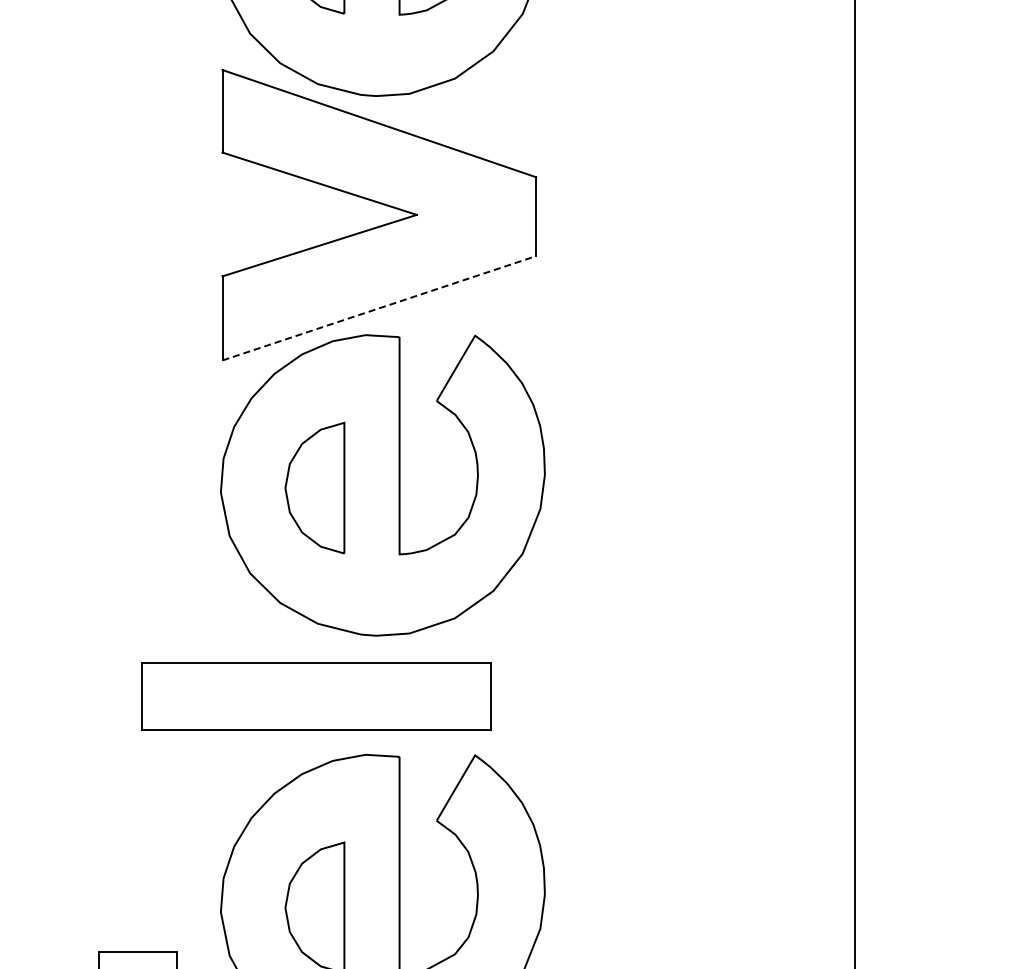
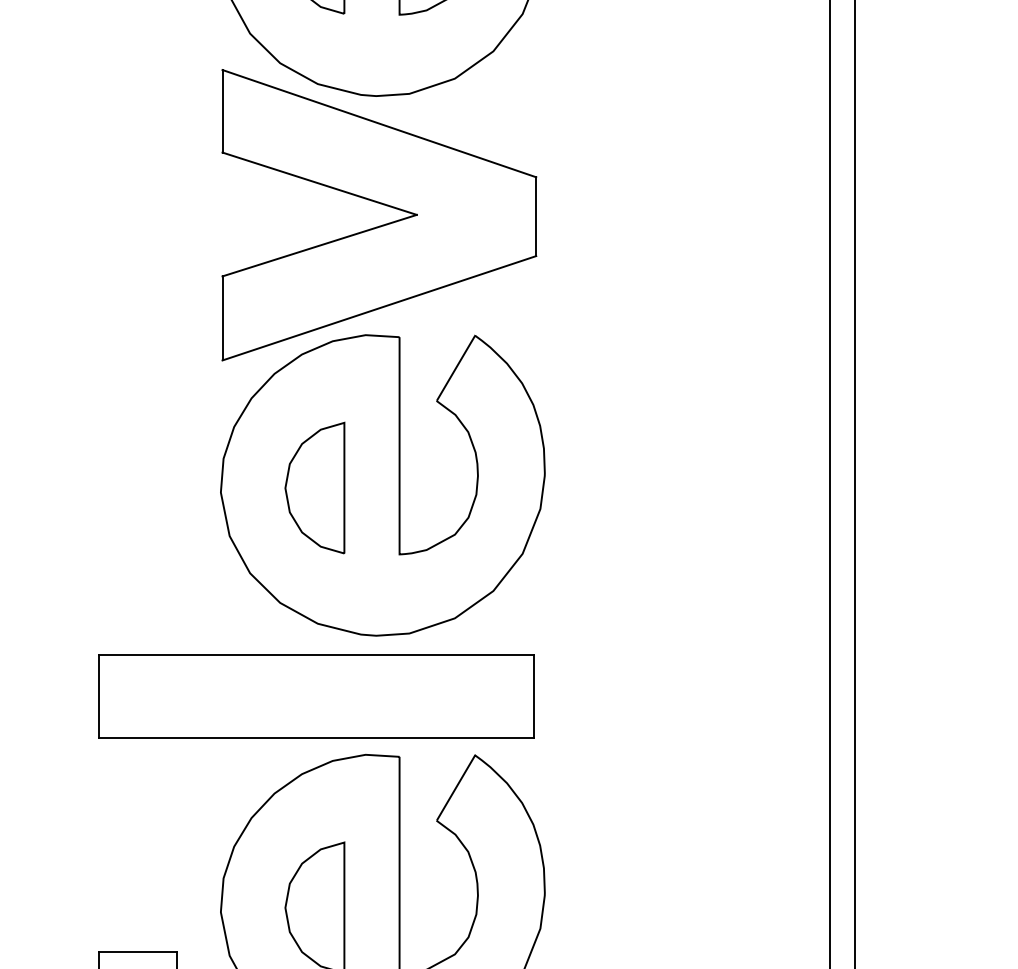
line: dashed -> solid (379, 308)
line: none -> present (830, 483)
part size: 351x69 px -> 437x85 px (316, 696)
